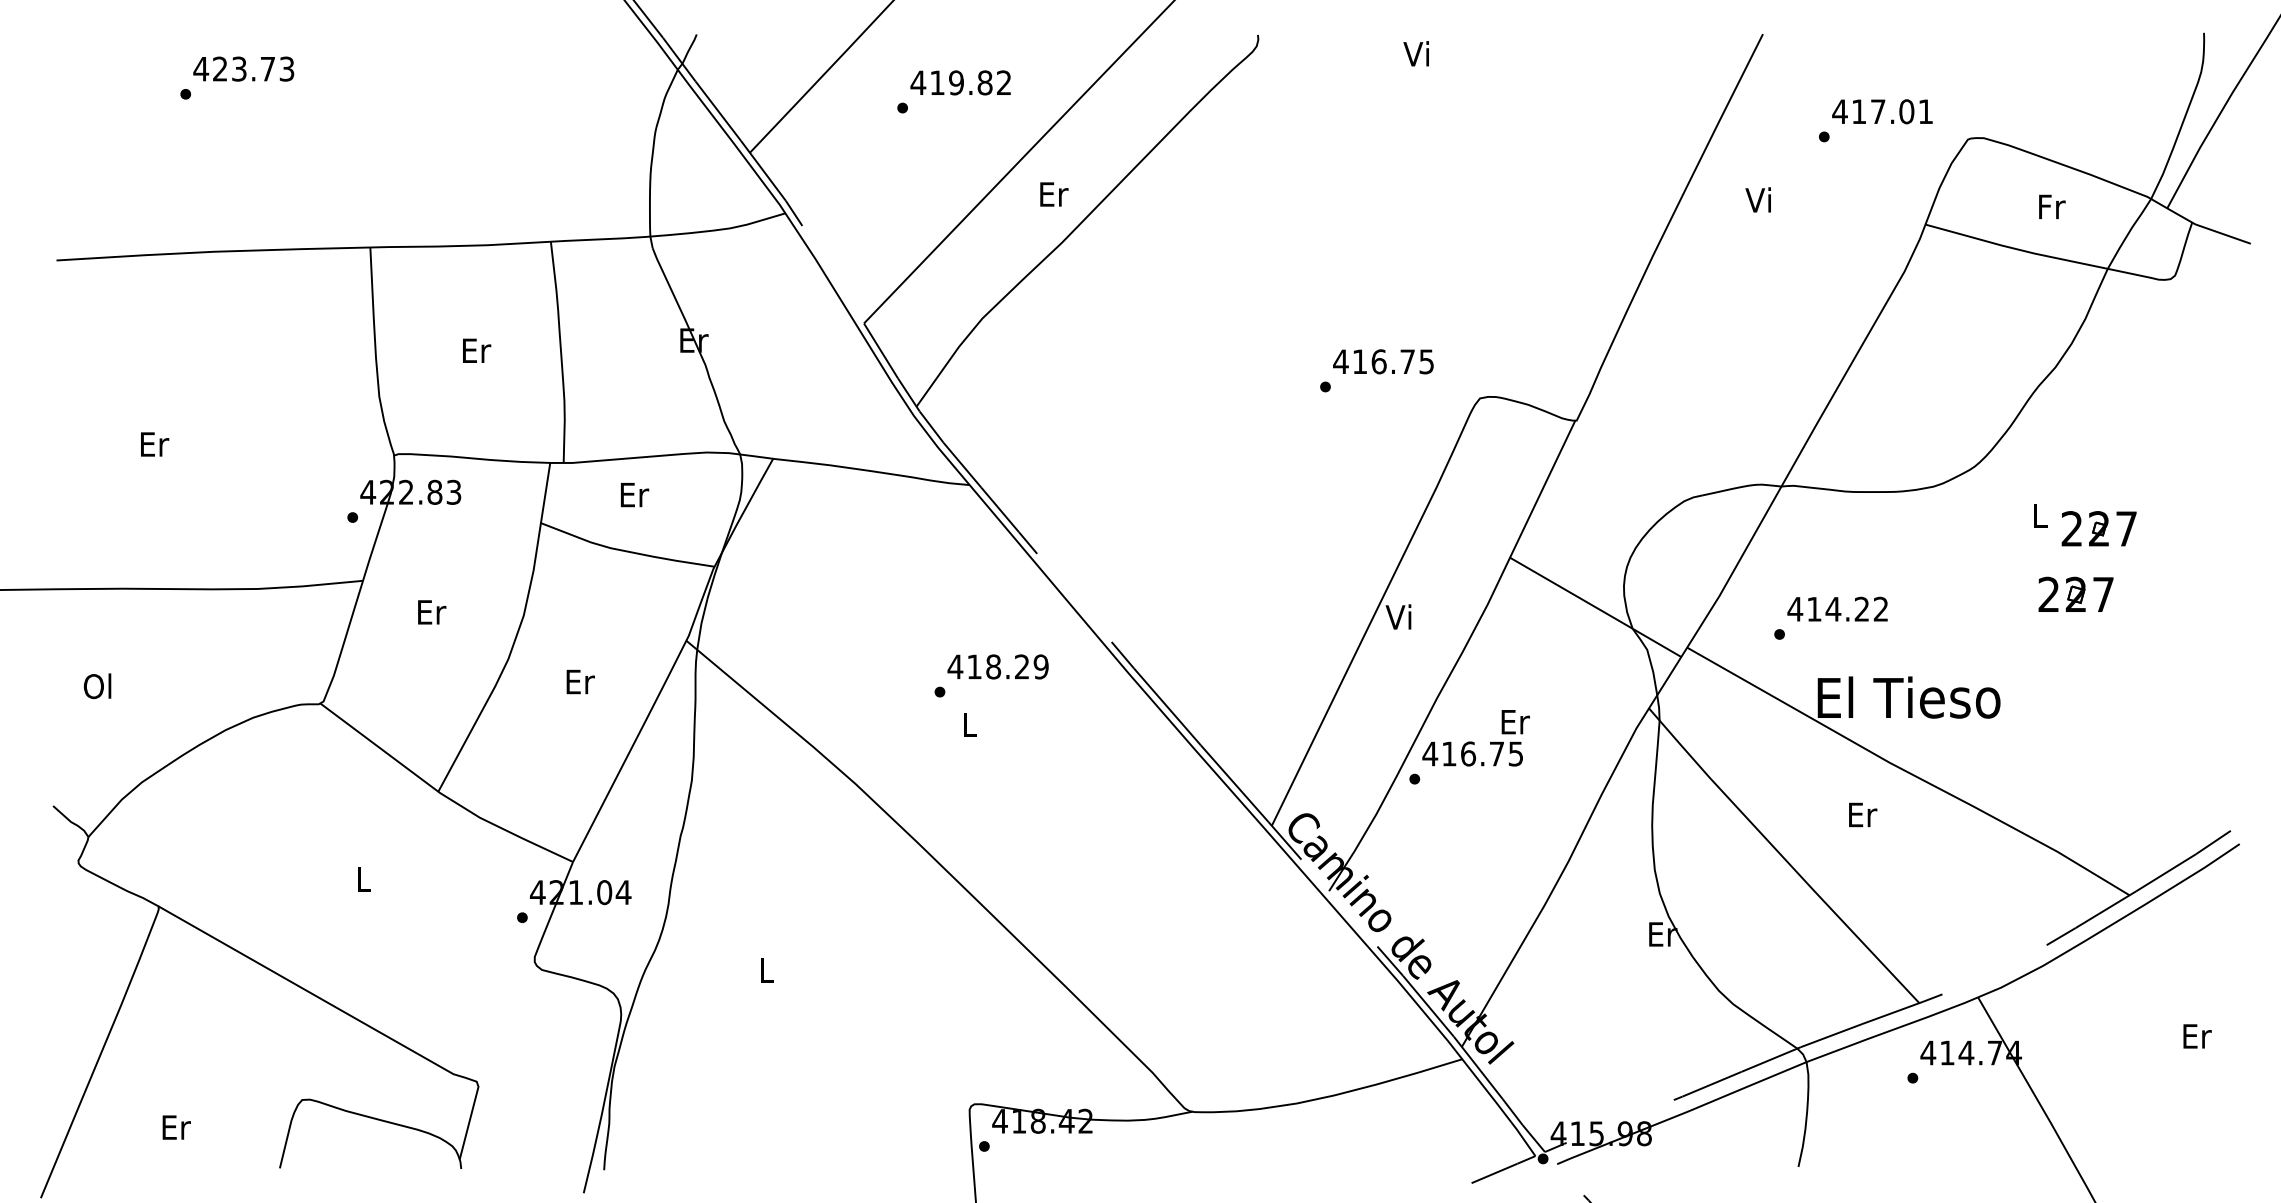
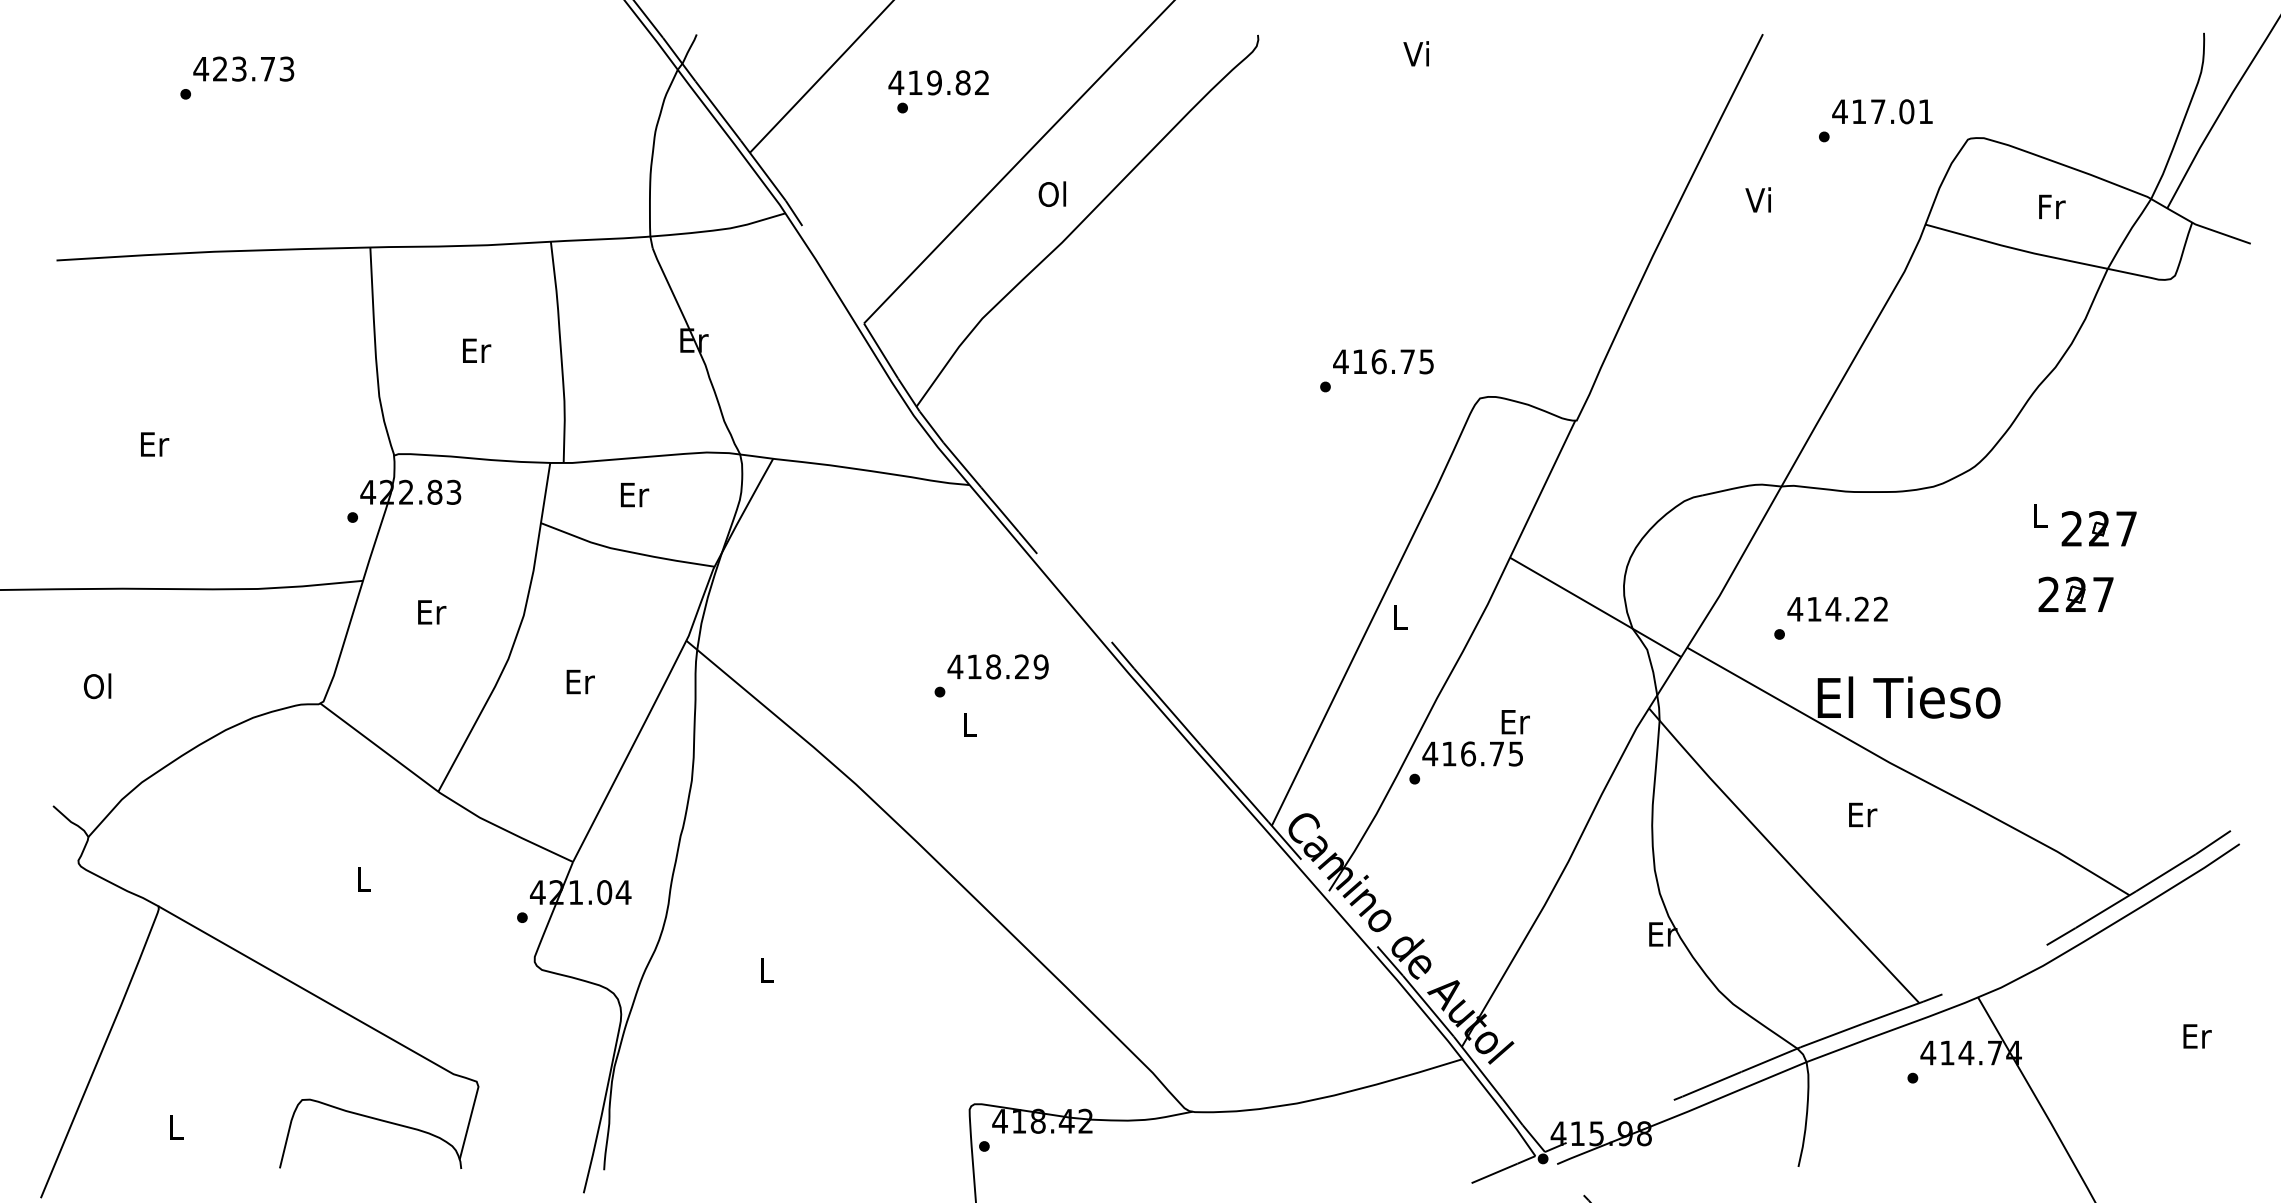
text position: (960, 82) -> (938, 82) (938, 82)
text: Er -> Ol (1053, 193)
text: Vi -> L (1398, 616)
text: Er -> L (176, 1127)
